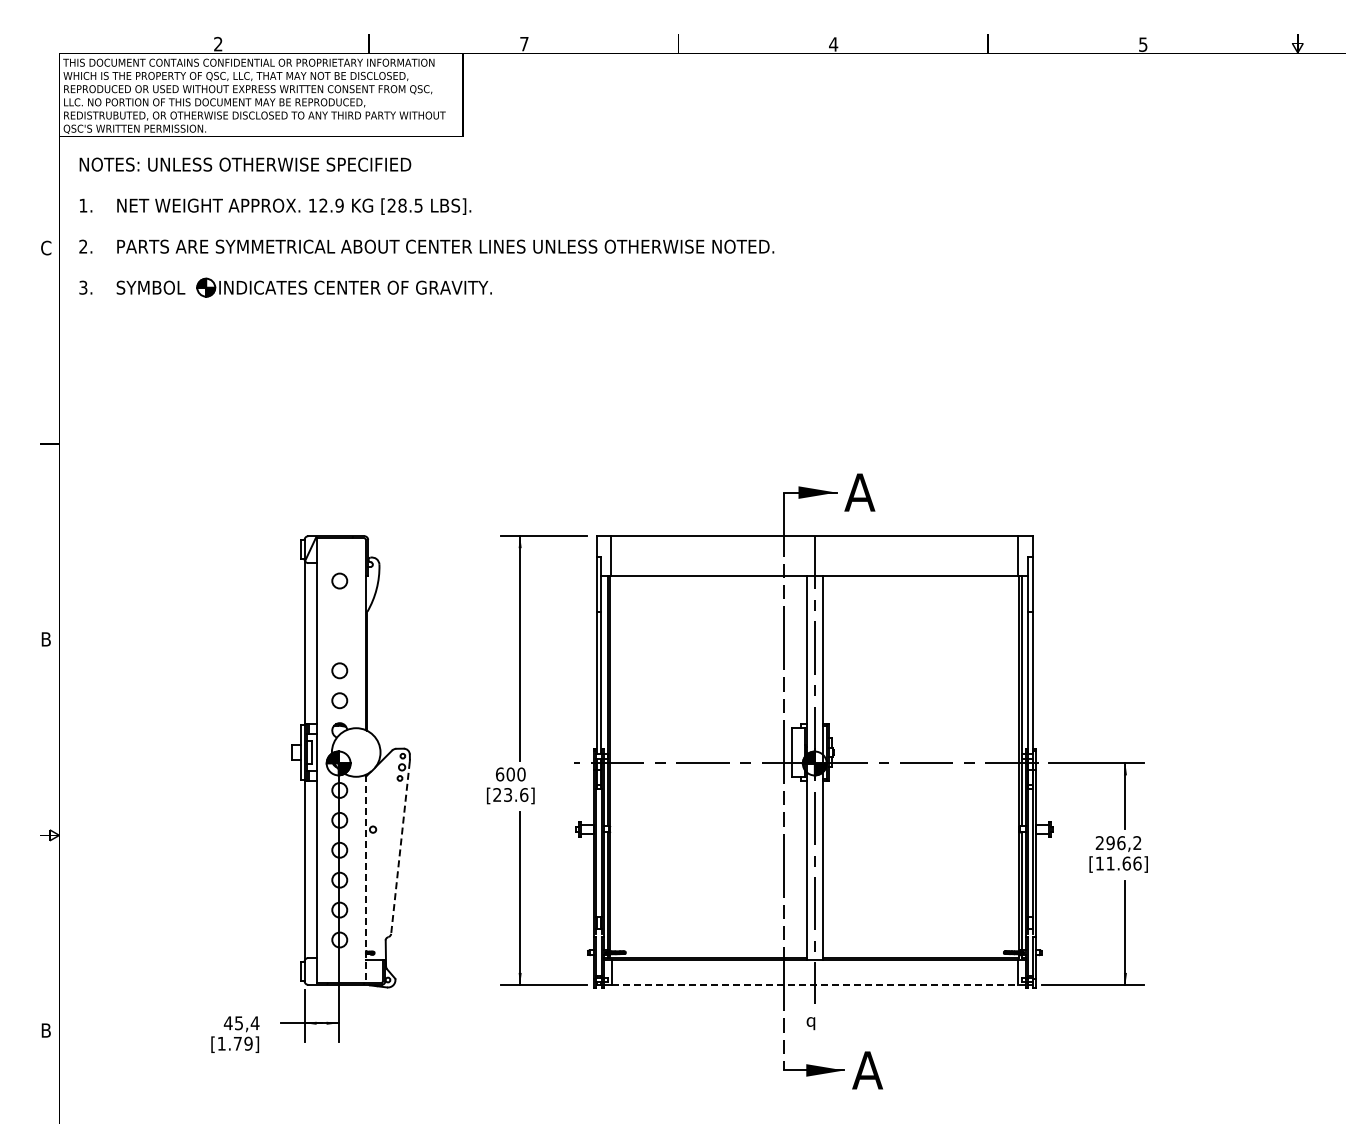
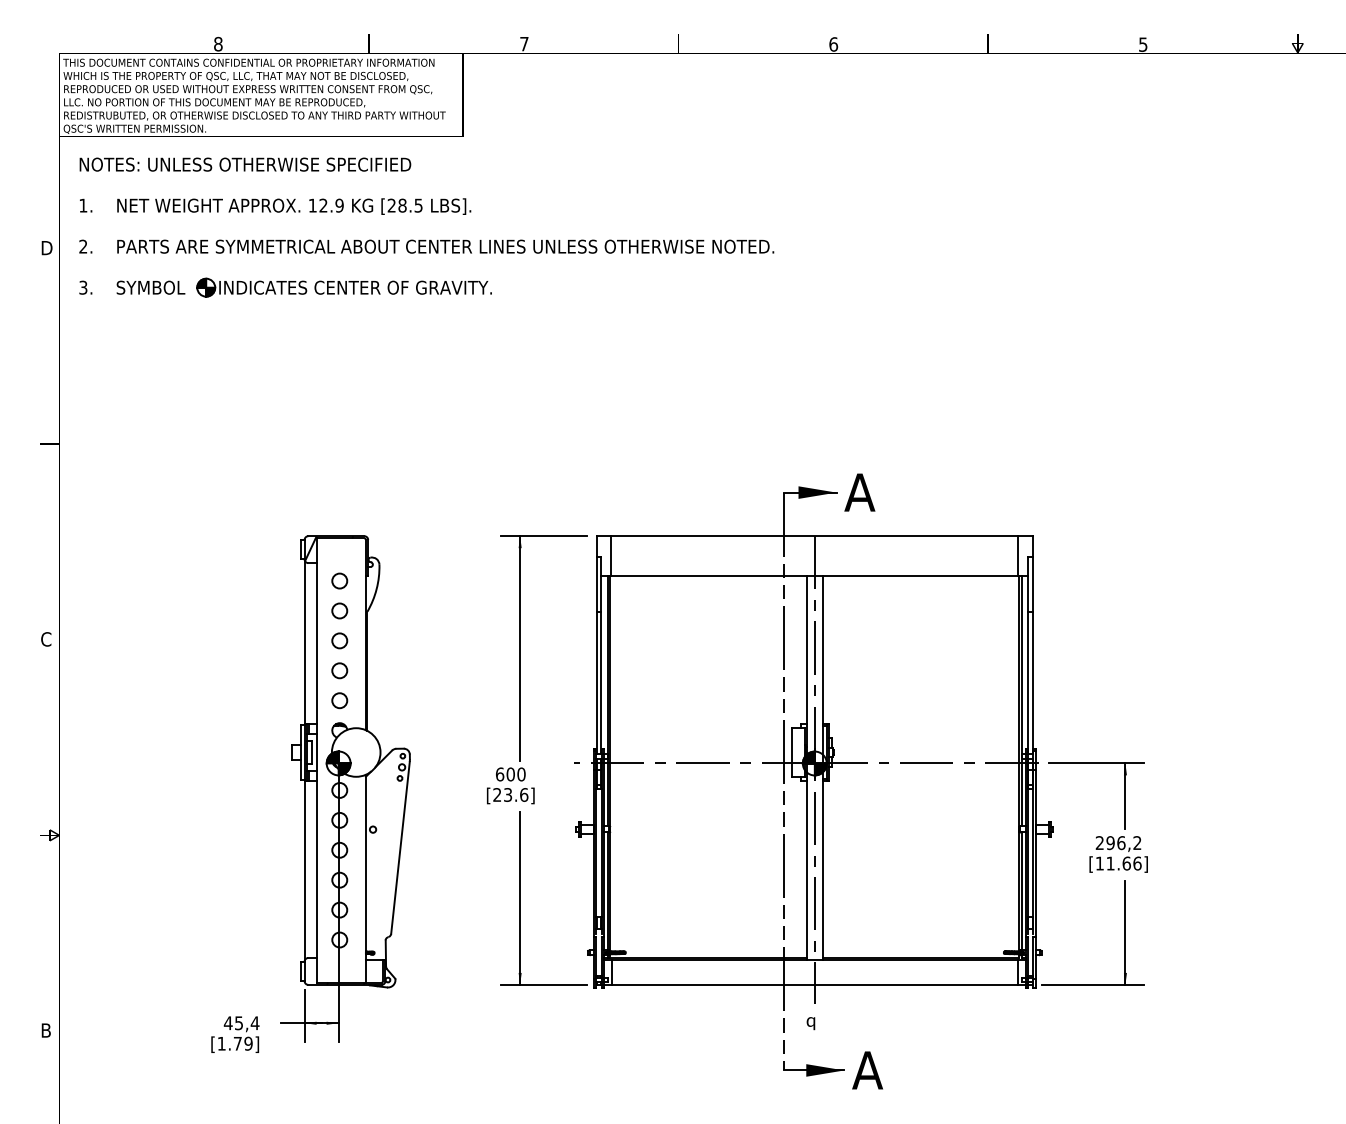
text: 2 -> 8 (218, 44)
text: 4 -> 6 (833, 44)
text: C -> D (46, 247)
circle: none -> present (339, 610)
text: B -> C (46, 639)
circle: none -> present (339, 640)
line: dashed -> solid (400, 848)
line: dashed -> solid (365, 878)
line: dashed -> solid (818, 984)
